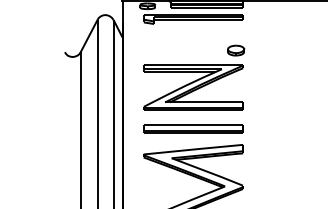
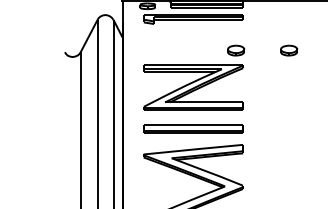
part: none -> present (289, 50)
